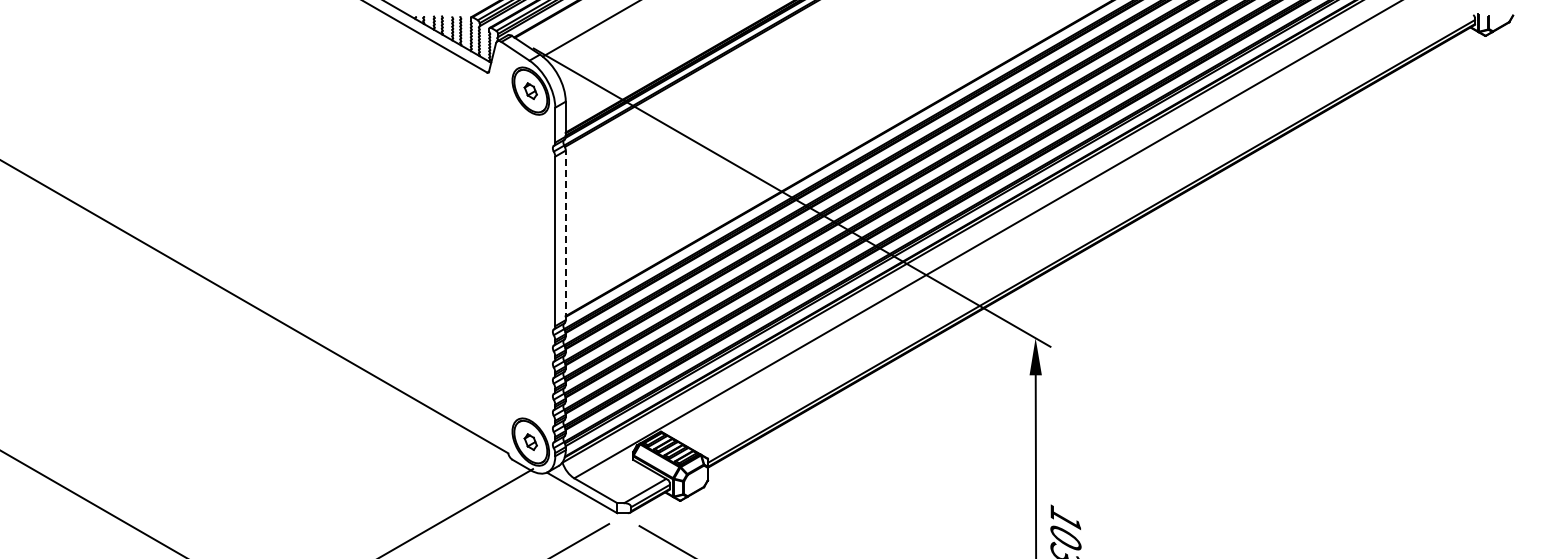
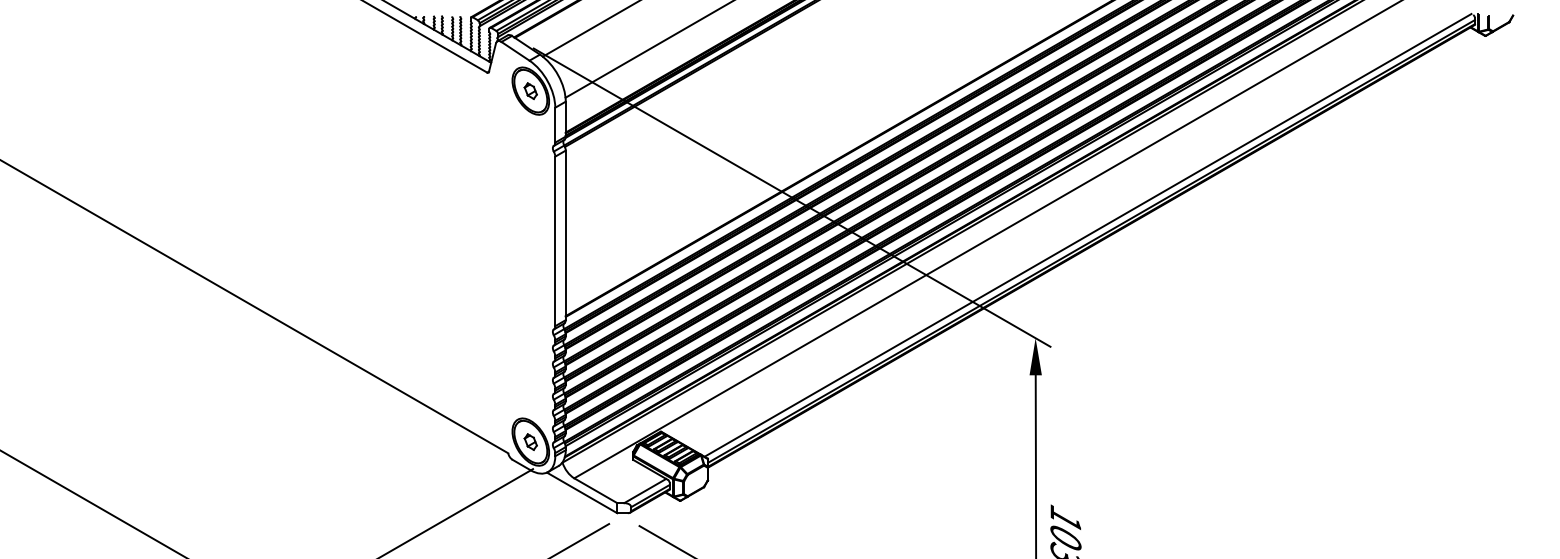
line: none -> present (648, 49)
line: dashed -> solid (565, 235)
line: none -> present (1087, 235)
